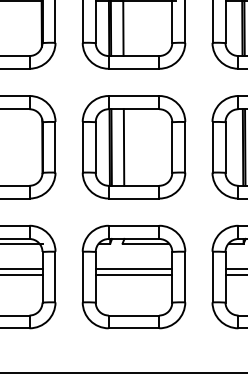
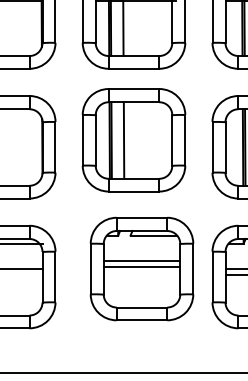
part position: (133, 147) -> (133, 140) (133, 140)
line: present -> none (22, 274)
part position: (133, 276) -> (141, 268) (141, 268)
